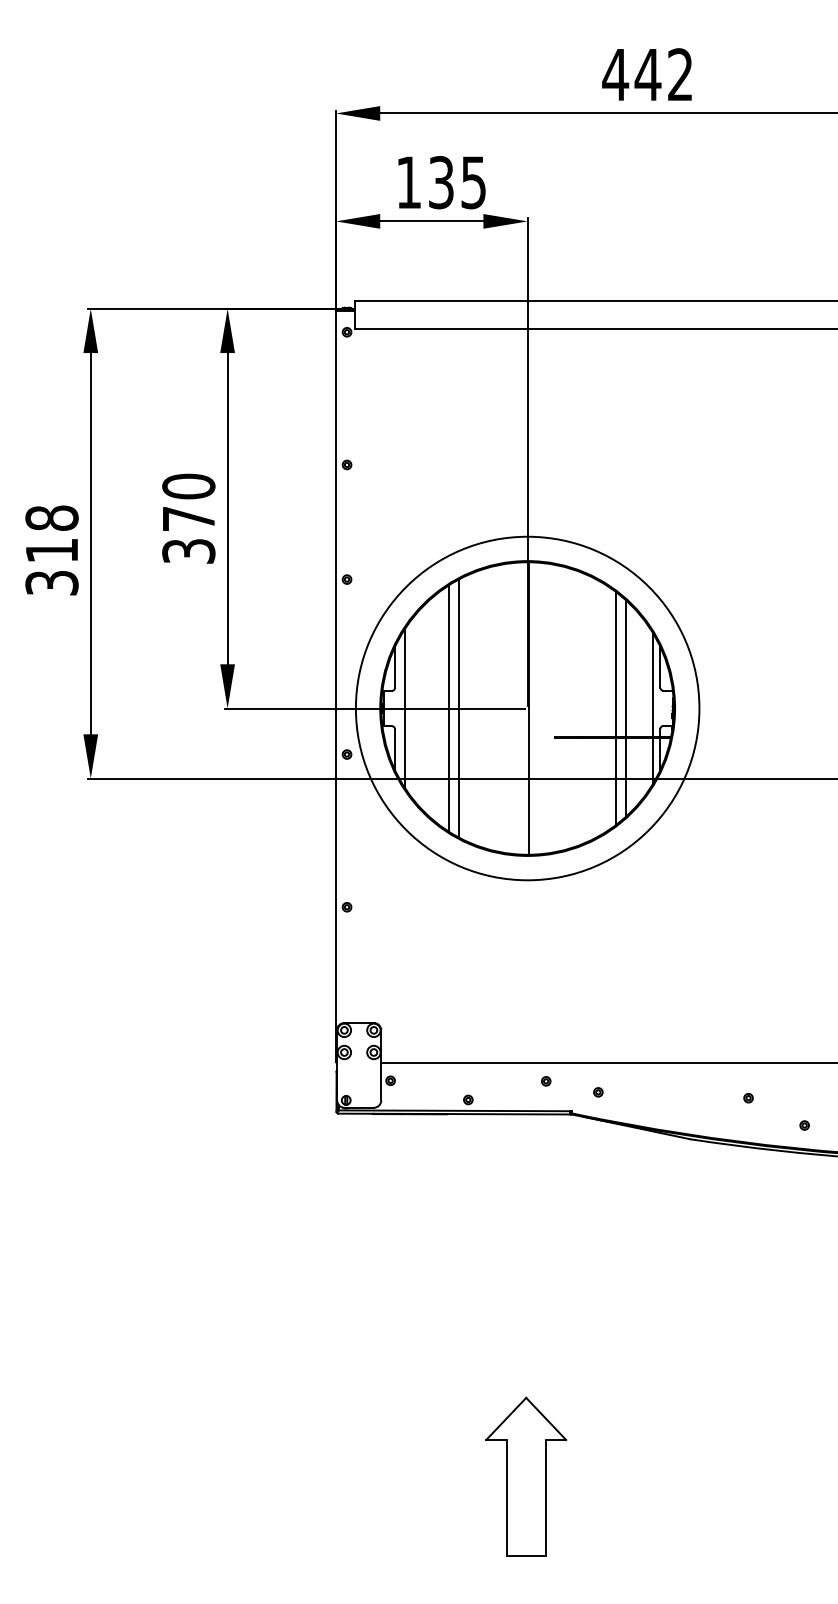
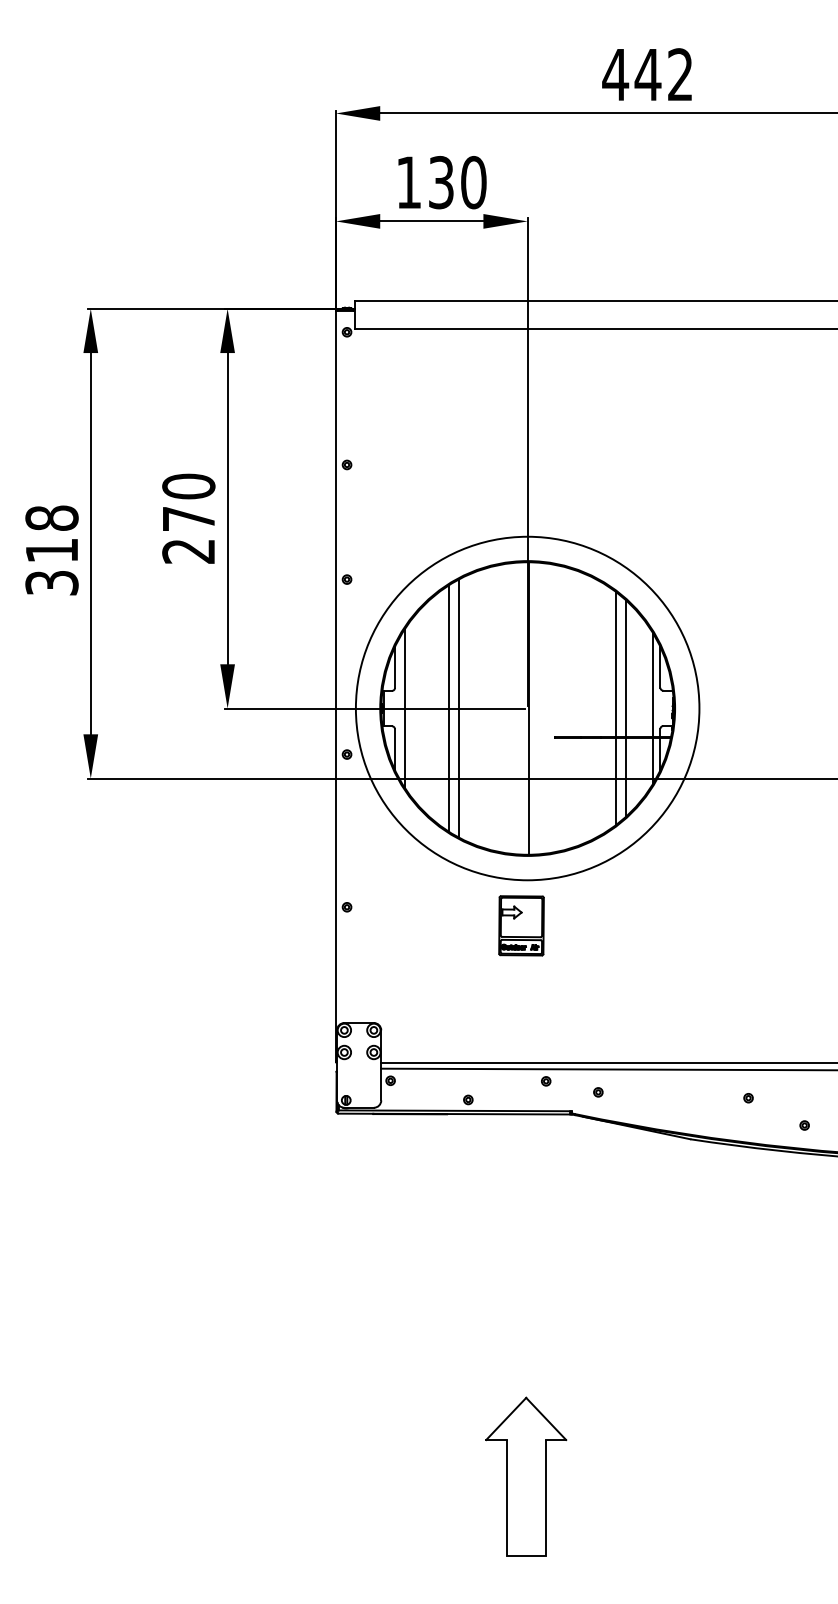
text: 135 -> 130 (473, 182)
text: 370 -> 270 (188, 551)
part: none -> present (521, 925)
line: none -> present (607, 1069)
